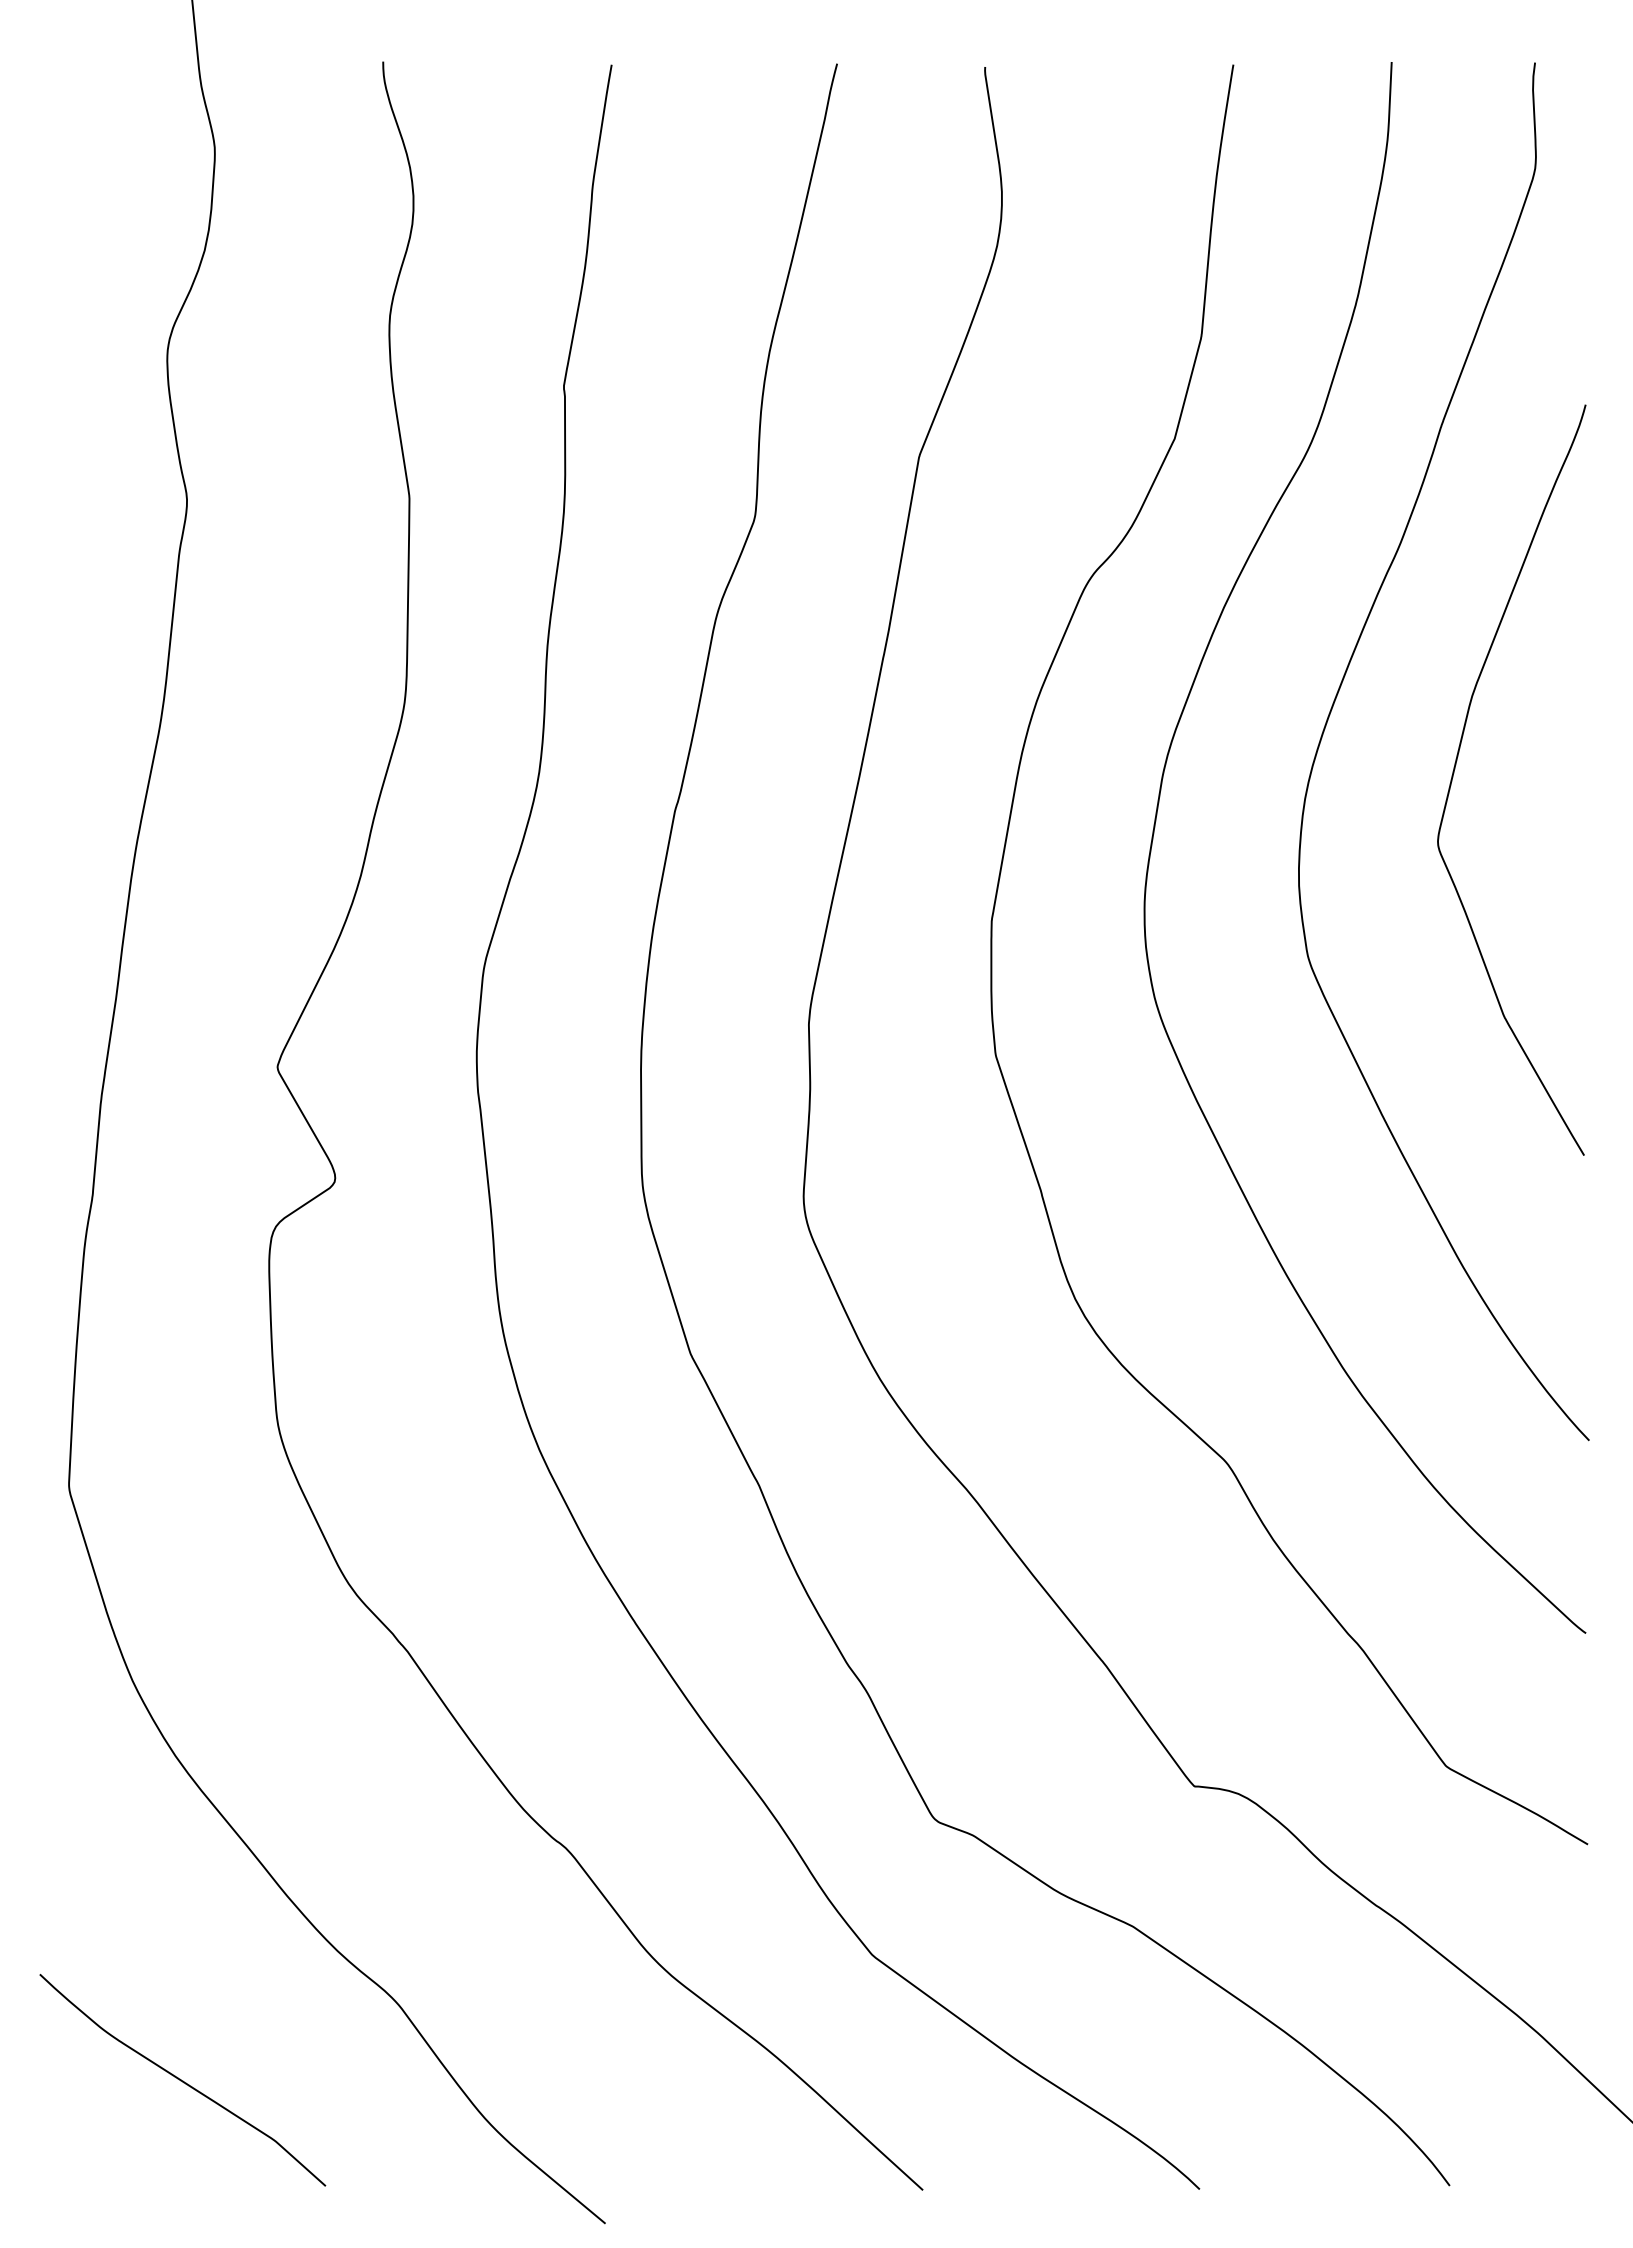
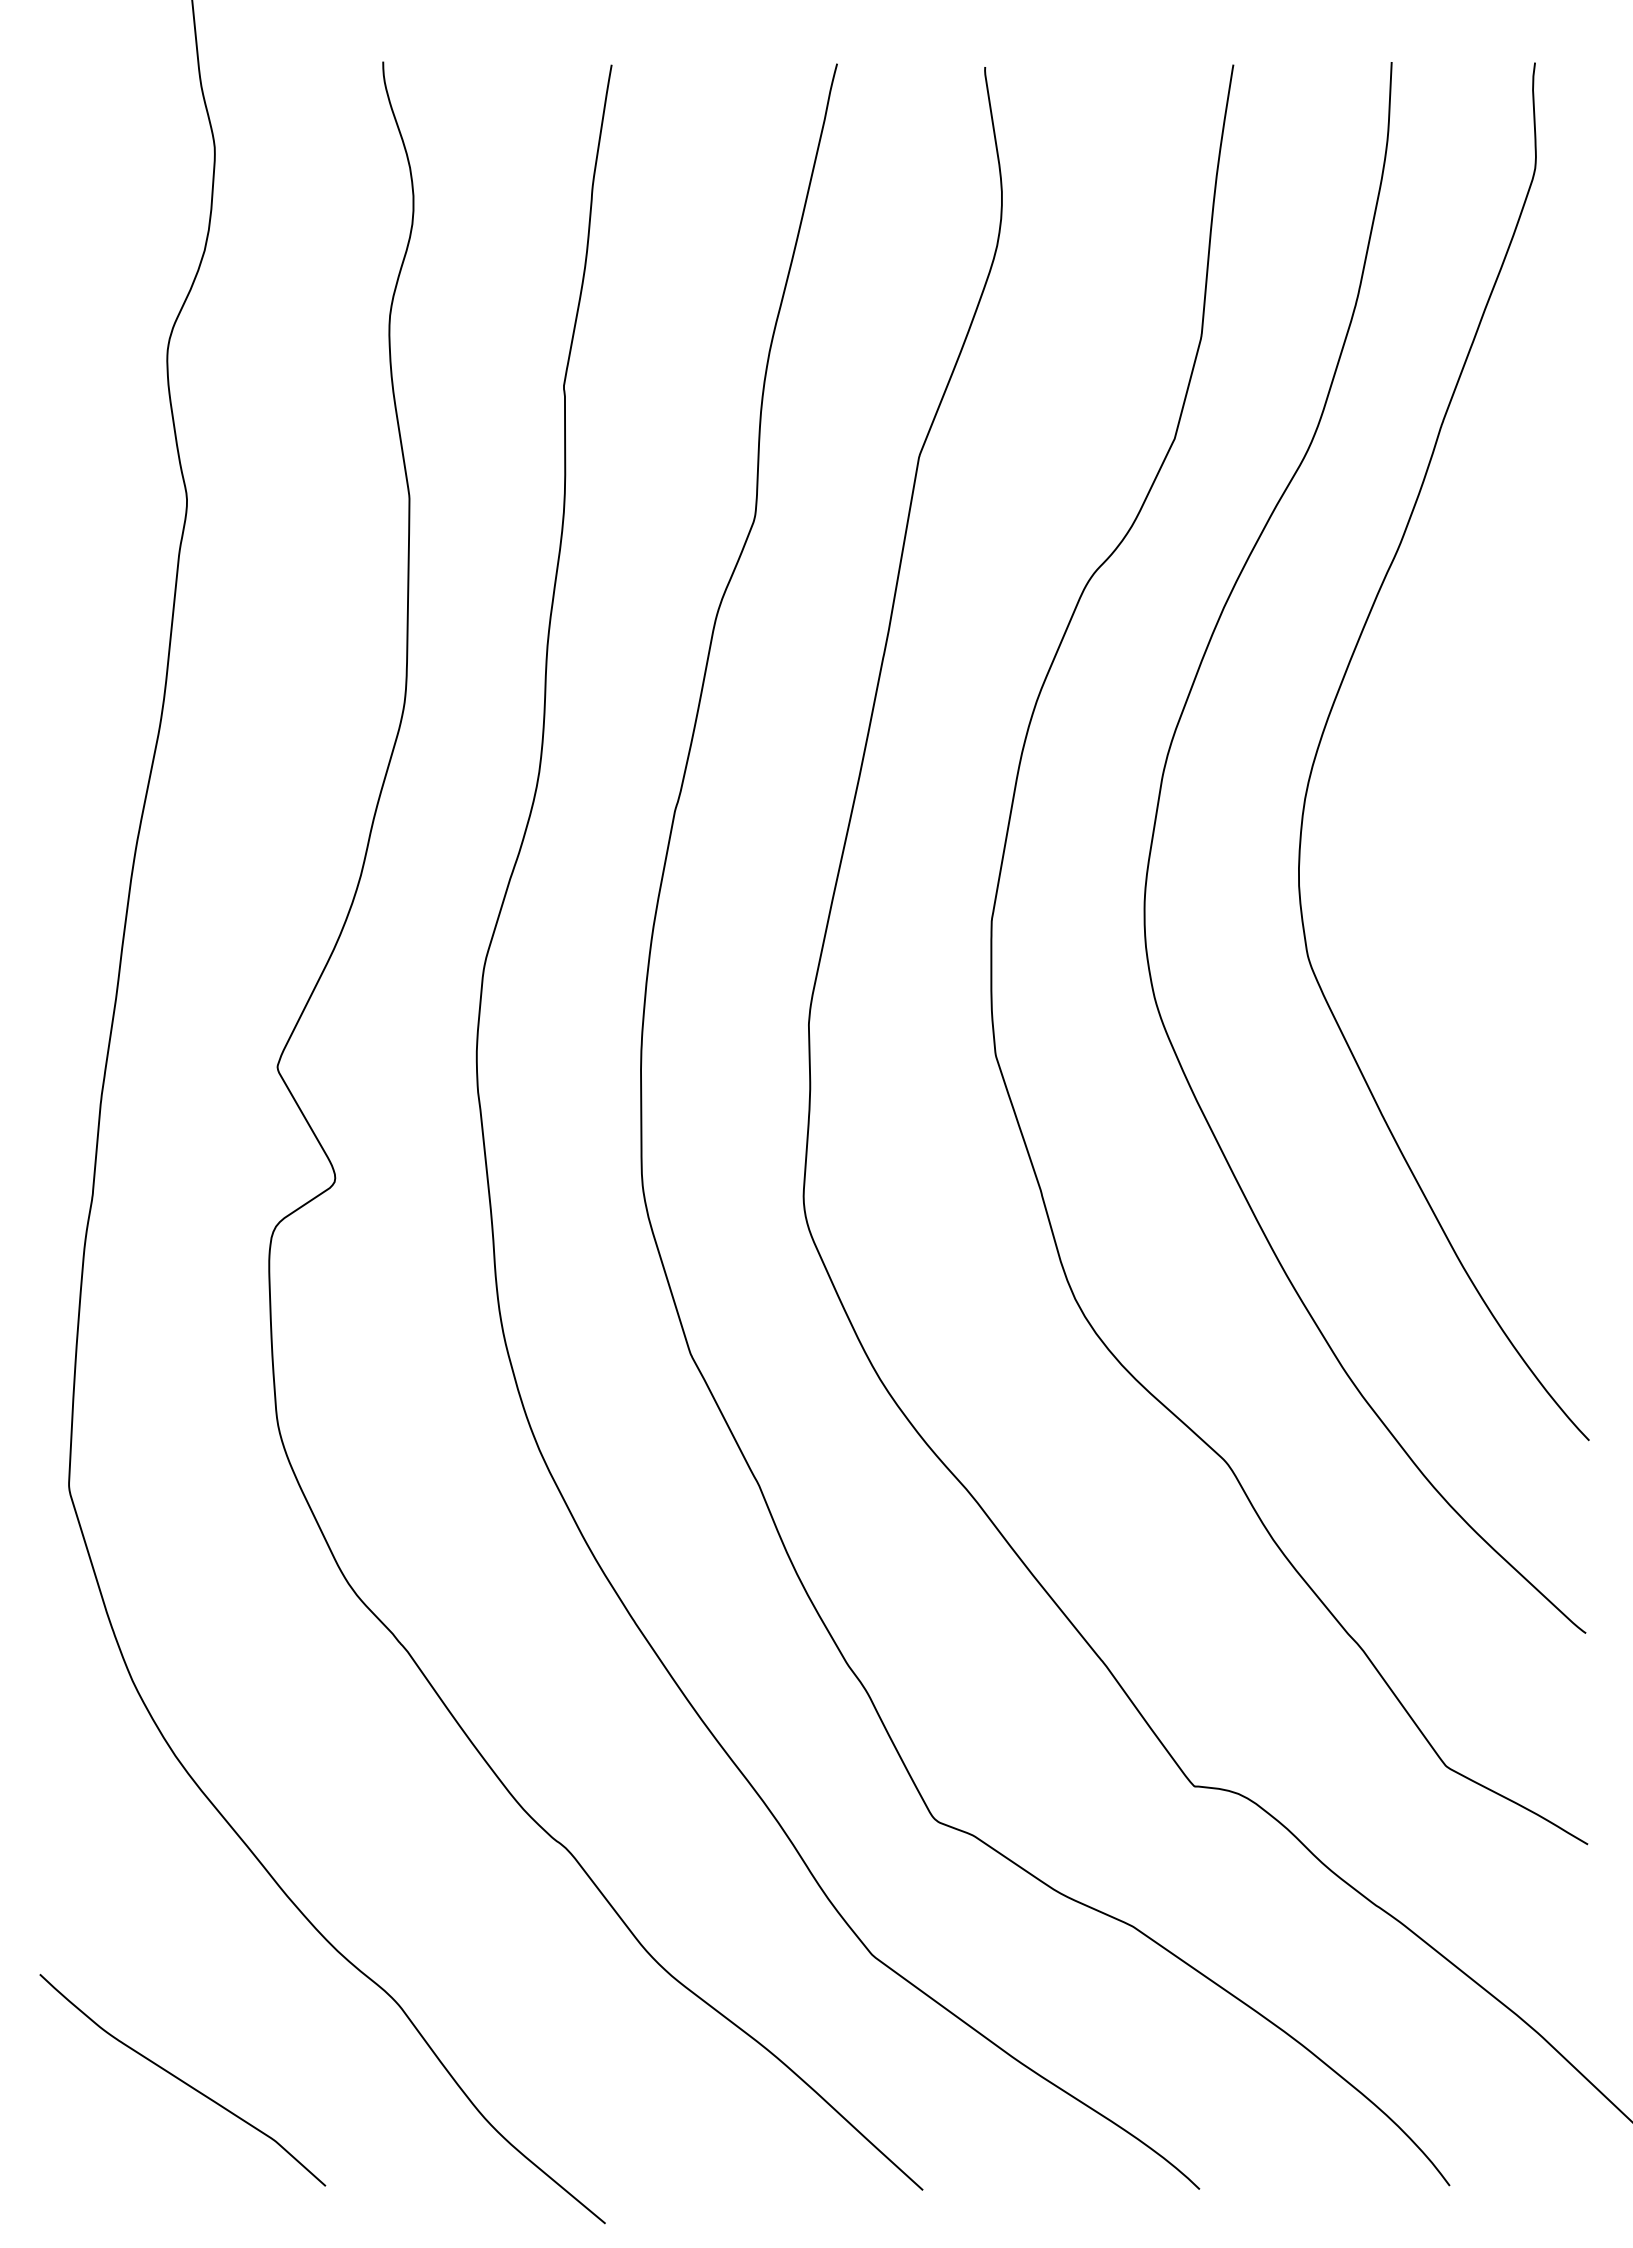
curve: present -> none (1456, 765)
